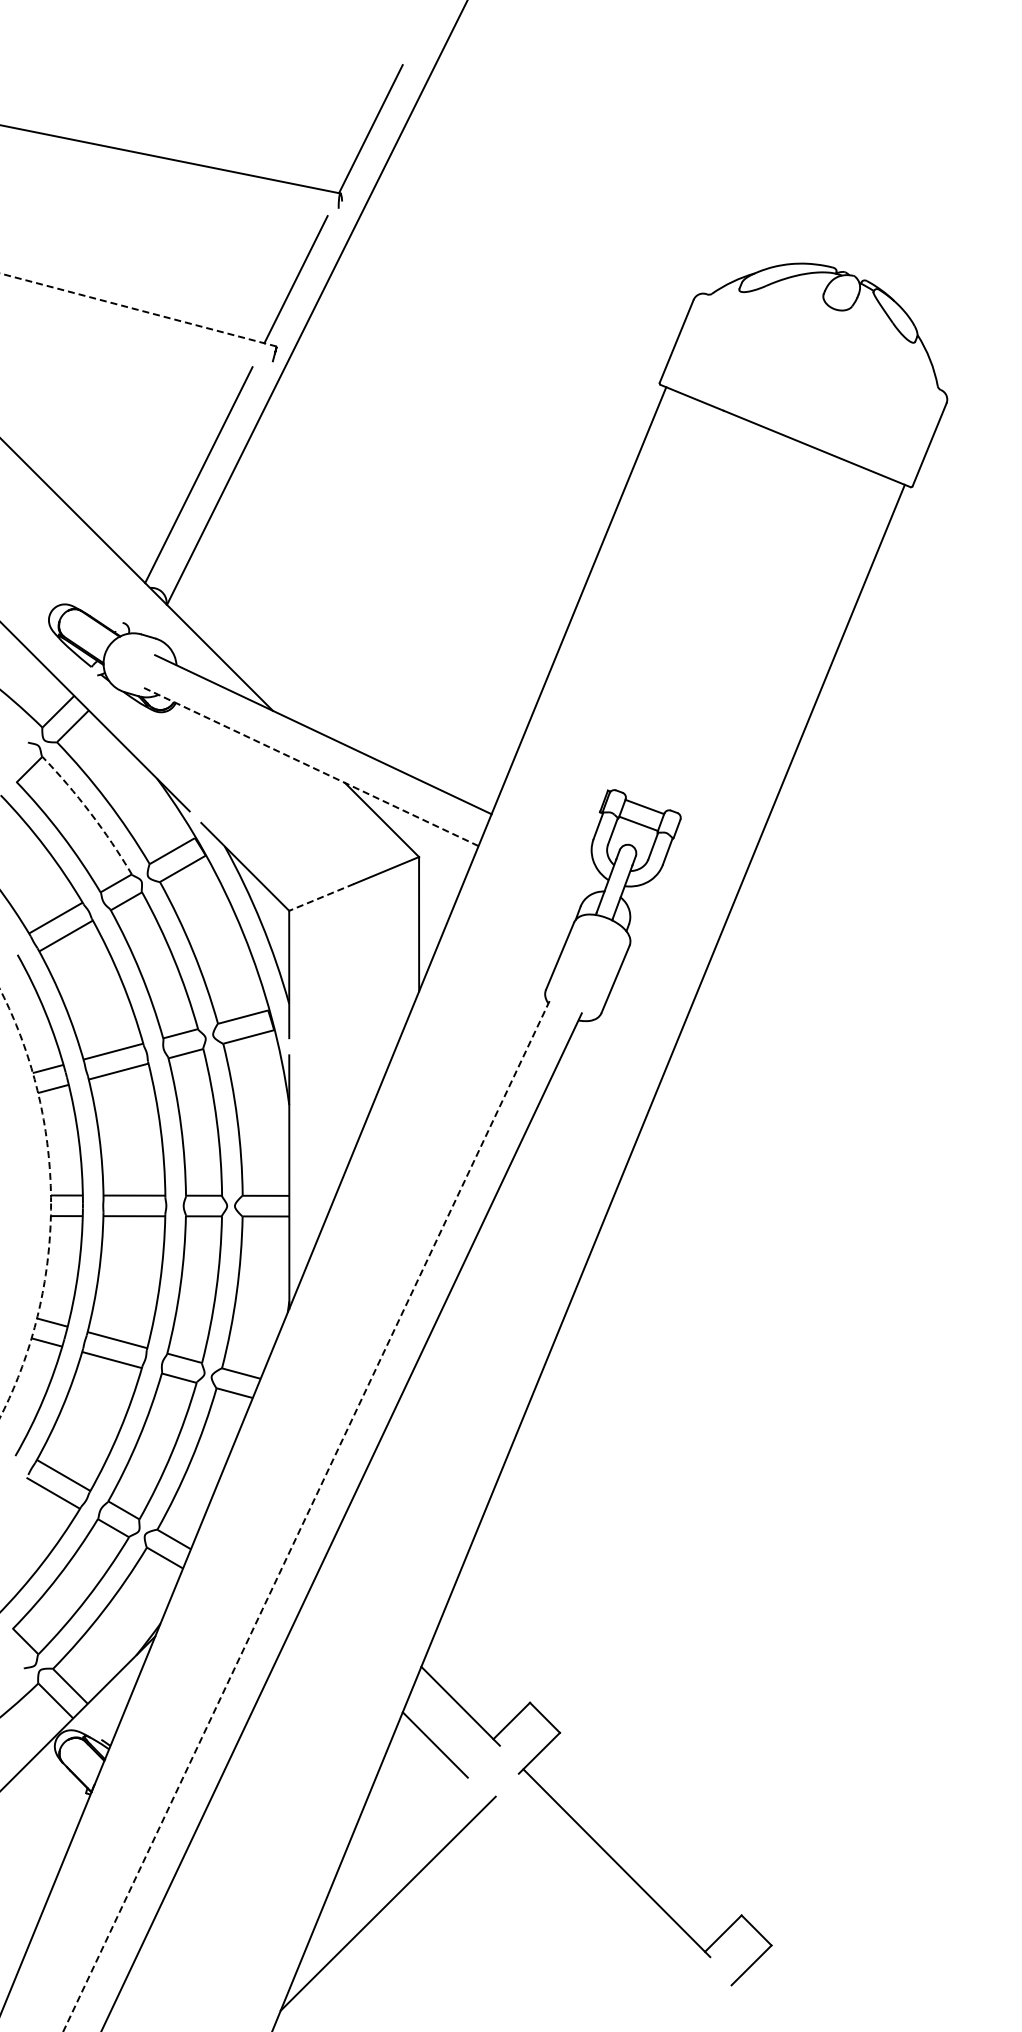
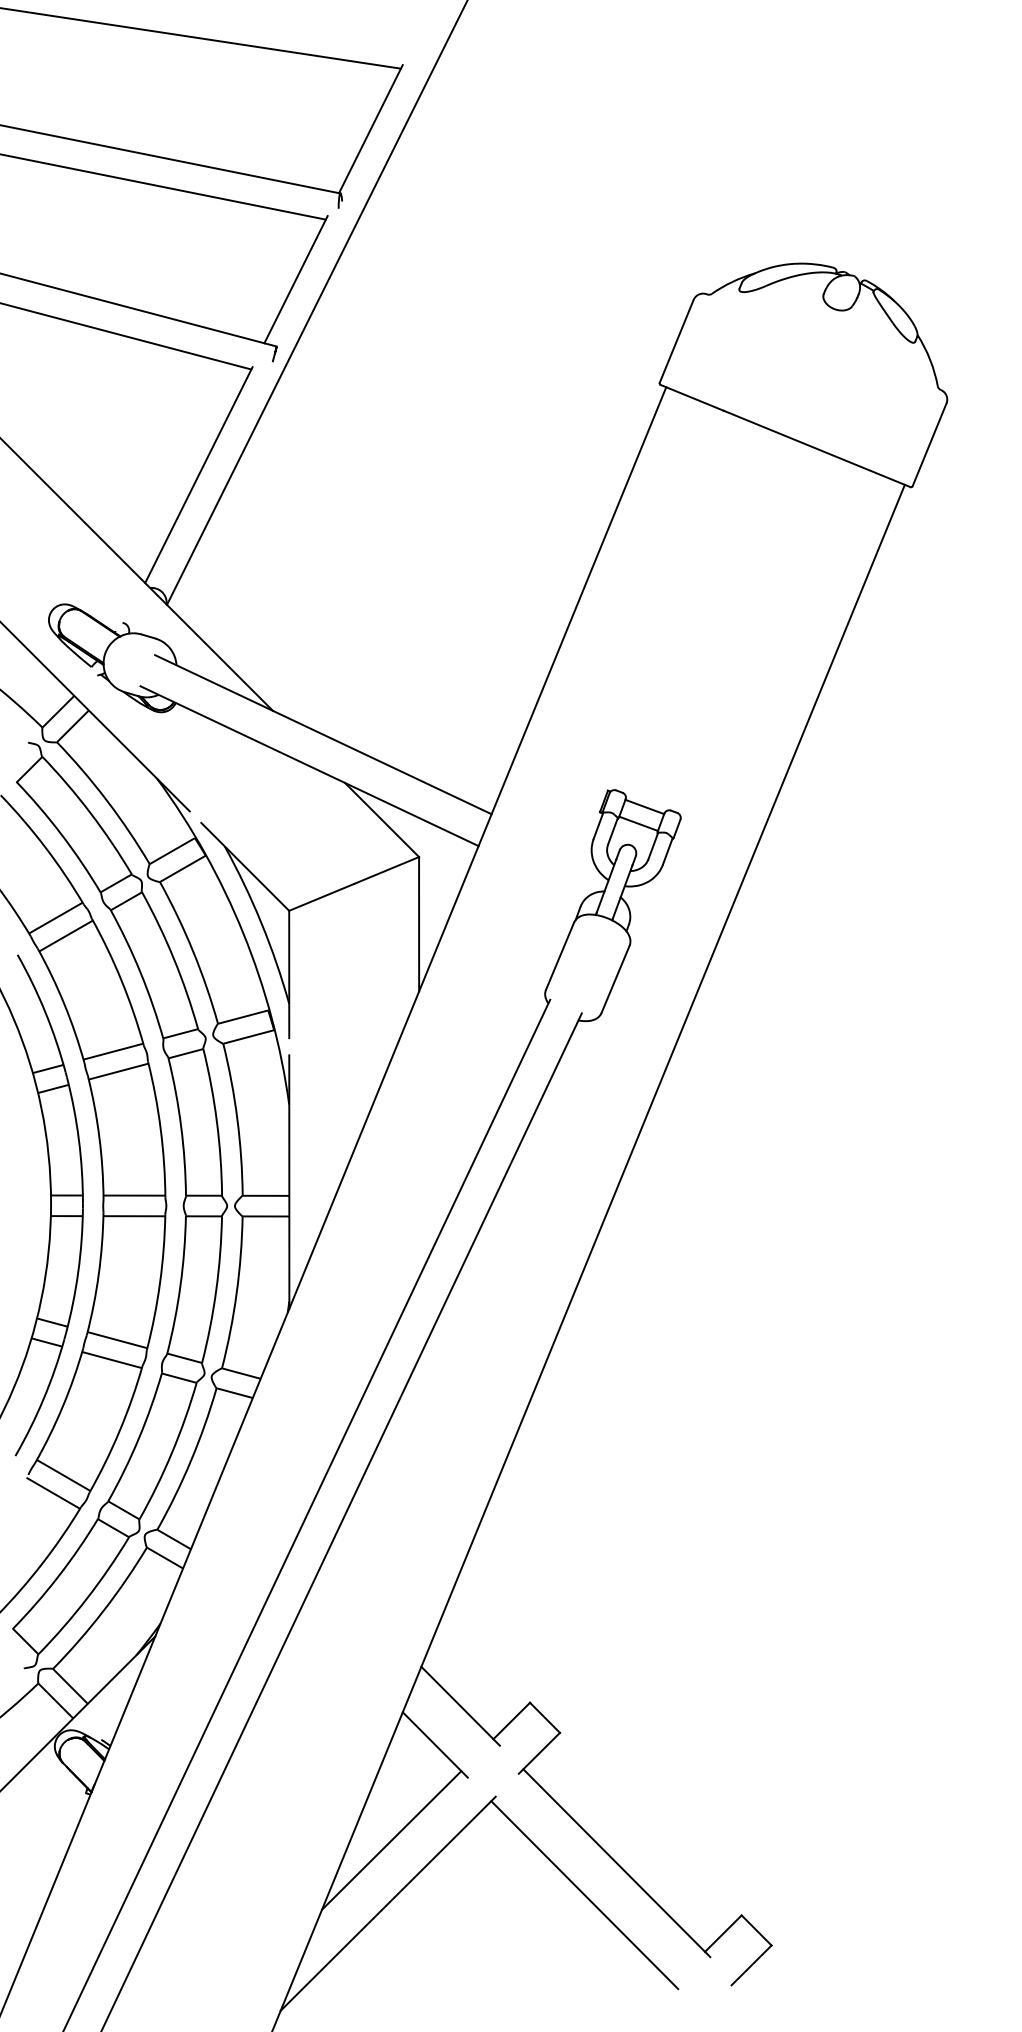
line: none -> present (201, 38)
line: none -> present (163, 186)
line: dashed -> solid (138, 310)
line: none -> present (126, 336)
line: dashed -> solid (309, 766)
arc: dashed -> solid (90, 813)
line: dashed -> solid (321, 897)
circle: dashed -> solid (25, 1203)
line: dashed -> solid (307, 1515)
line: none -> present (391, 1840)
line: none -> present (584, 1895)
